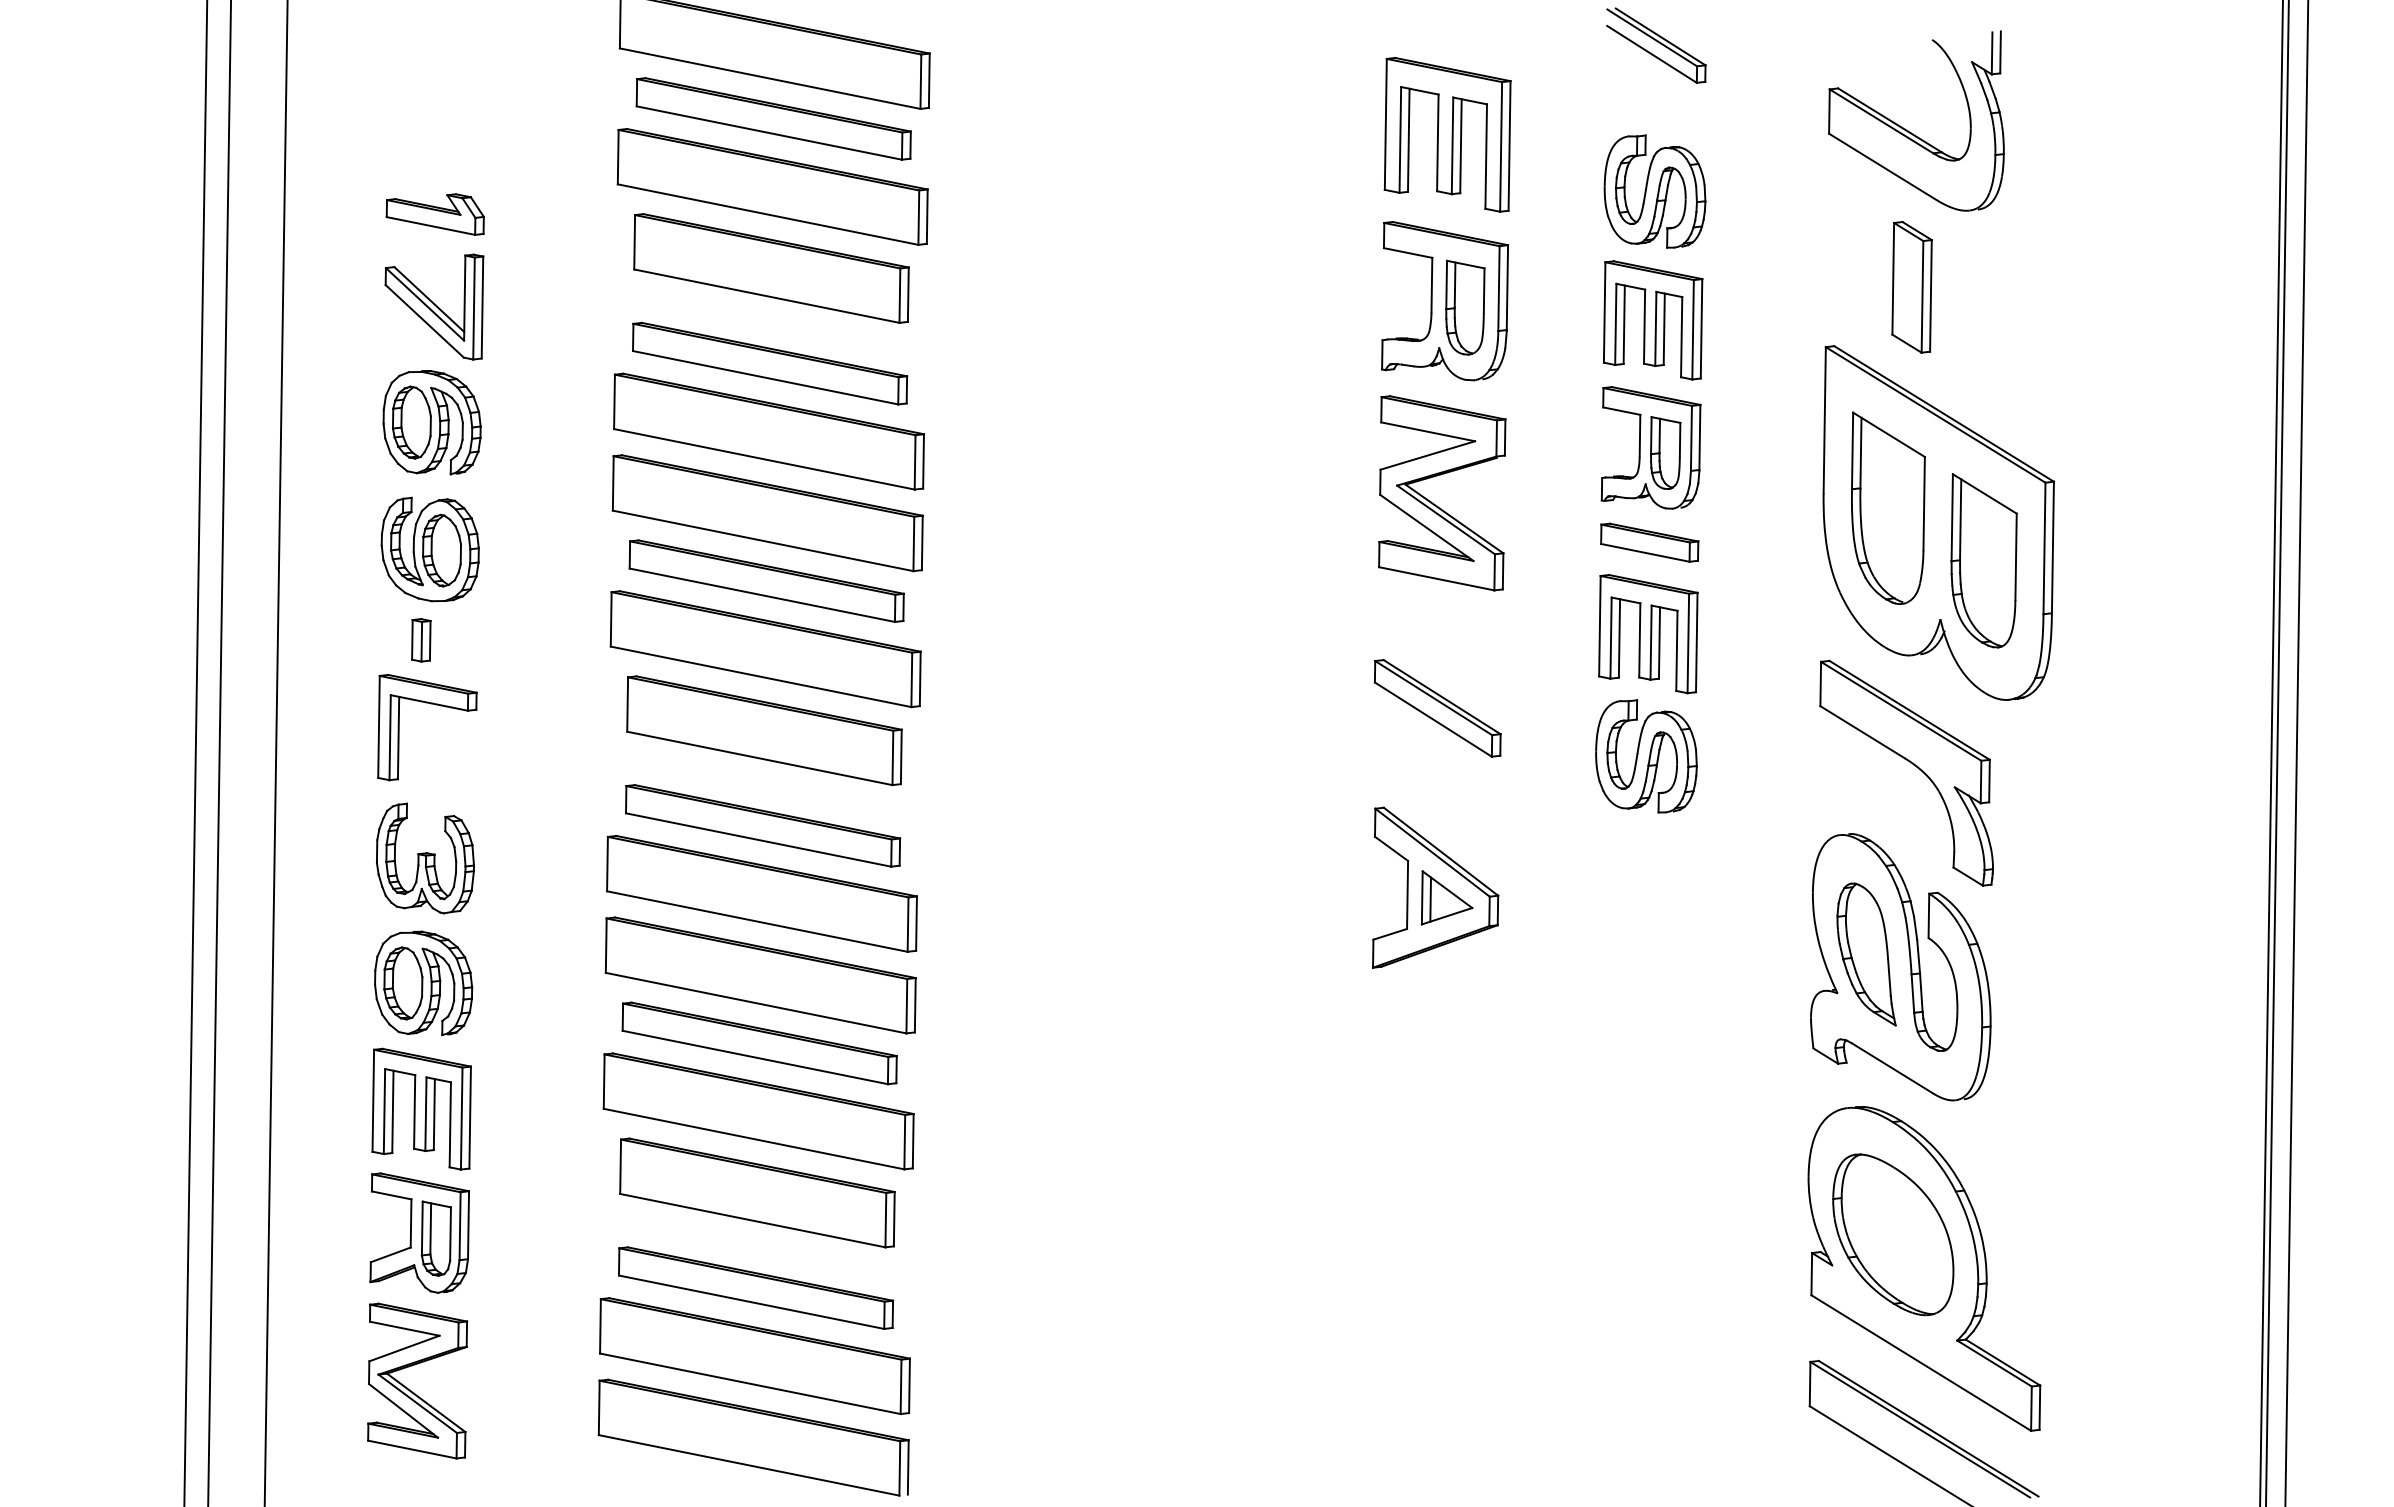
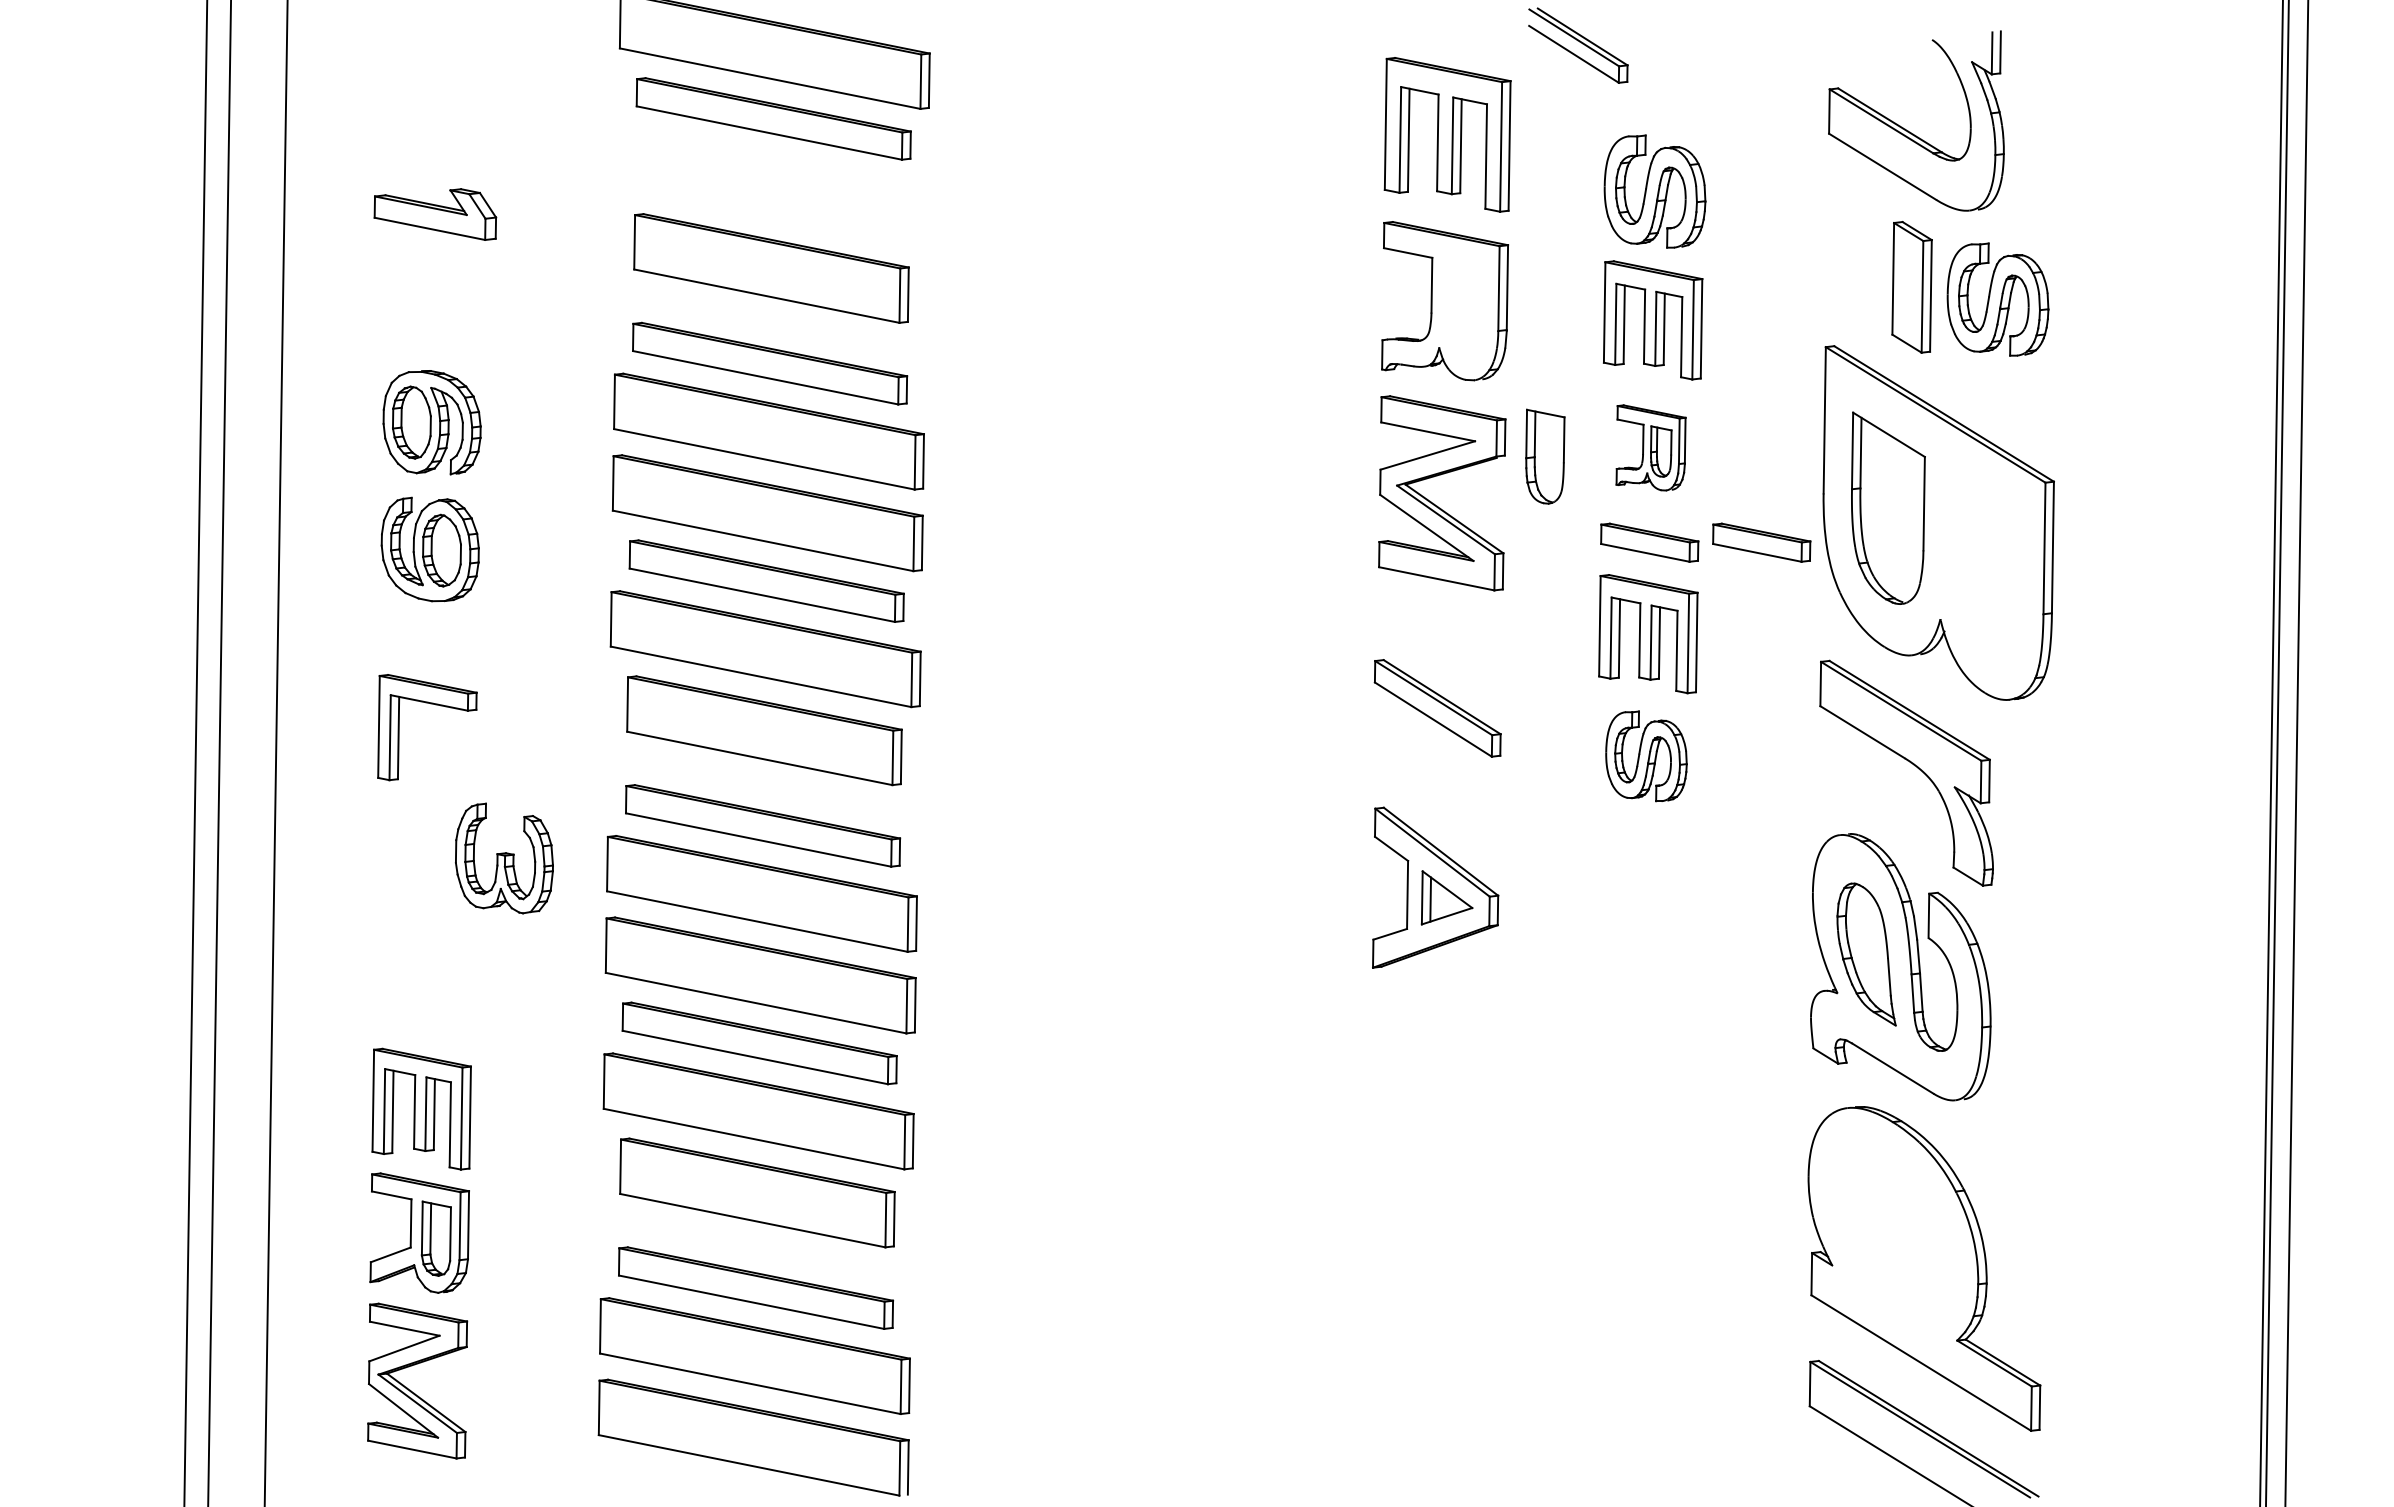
part position: (1656, 45) -> (1578, 45) (1578, 45)
part: present -> none (772, 186)
part size: 100x43 px -> 125x53 px (435, 214)
part: none -> present (1997, 299)
part: present -> none (434, 306)
part position: (1465, 307) -> (1545, 456) (1545, 456)
part size: 102x124 px -> 72x88 px (1650, 447)
part: none -> present (1761, 542)
part: present -> none (1983, 560)
part: present -> none (421, 640)
part size: 103x115 px -> 83x93 px (1646, 756)
part position: (425, 858) -> (504, 858) (504, 858)
part: present -> none (423, 983)
part: present -> none (1893, 1234)
